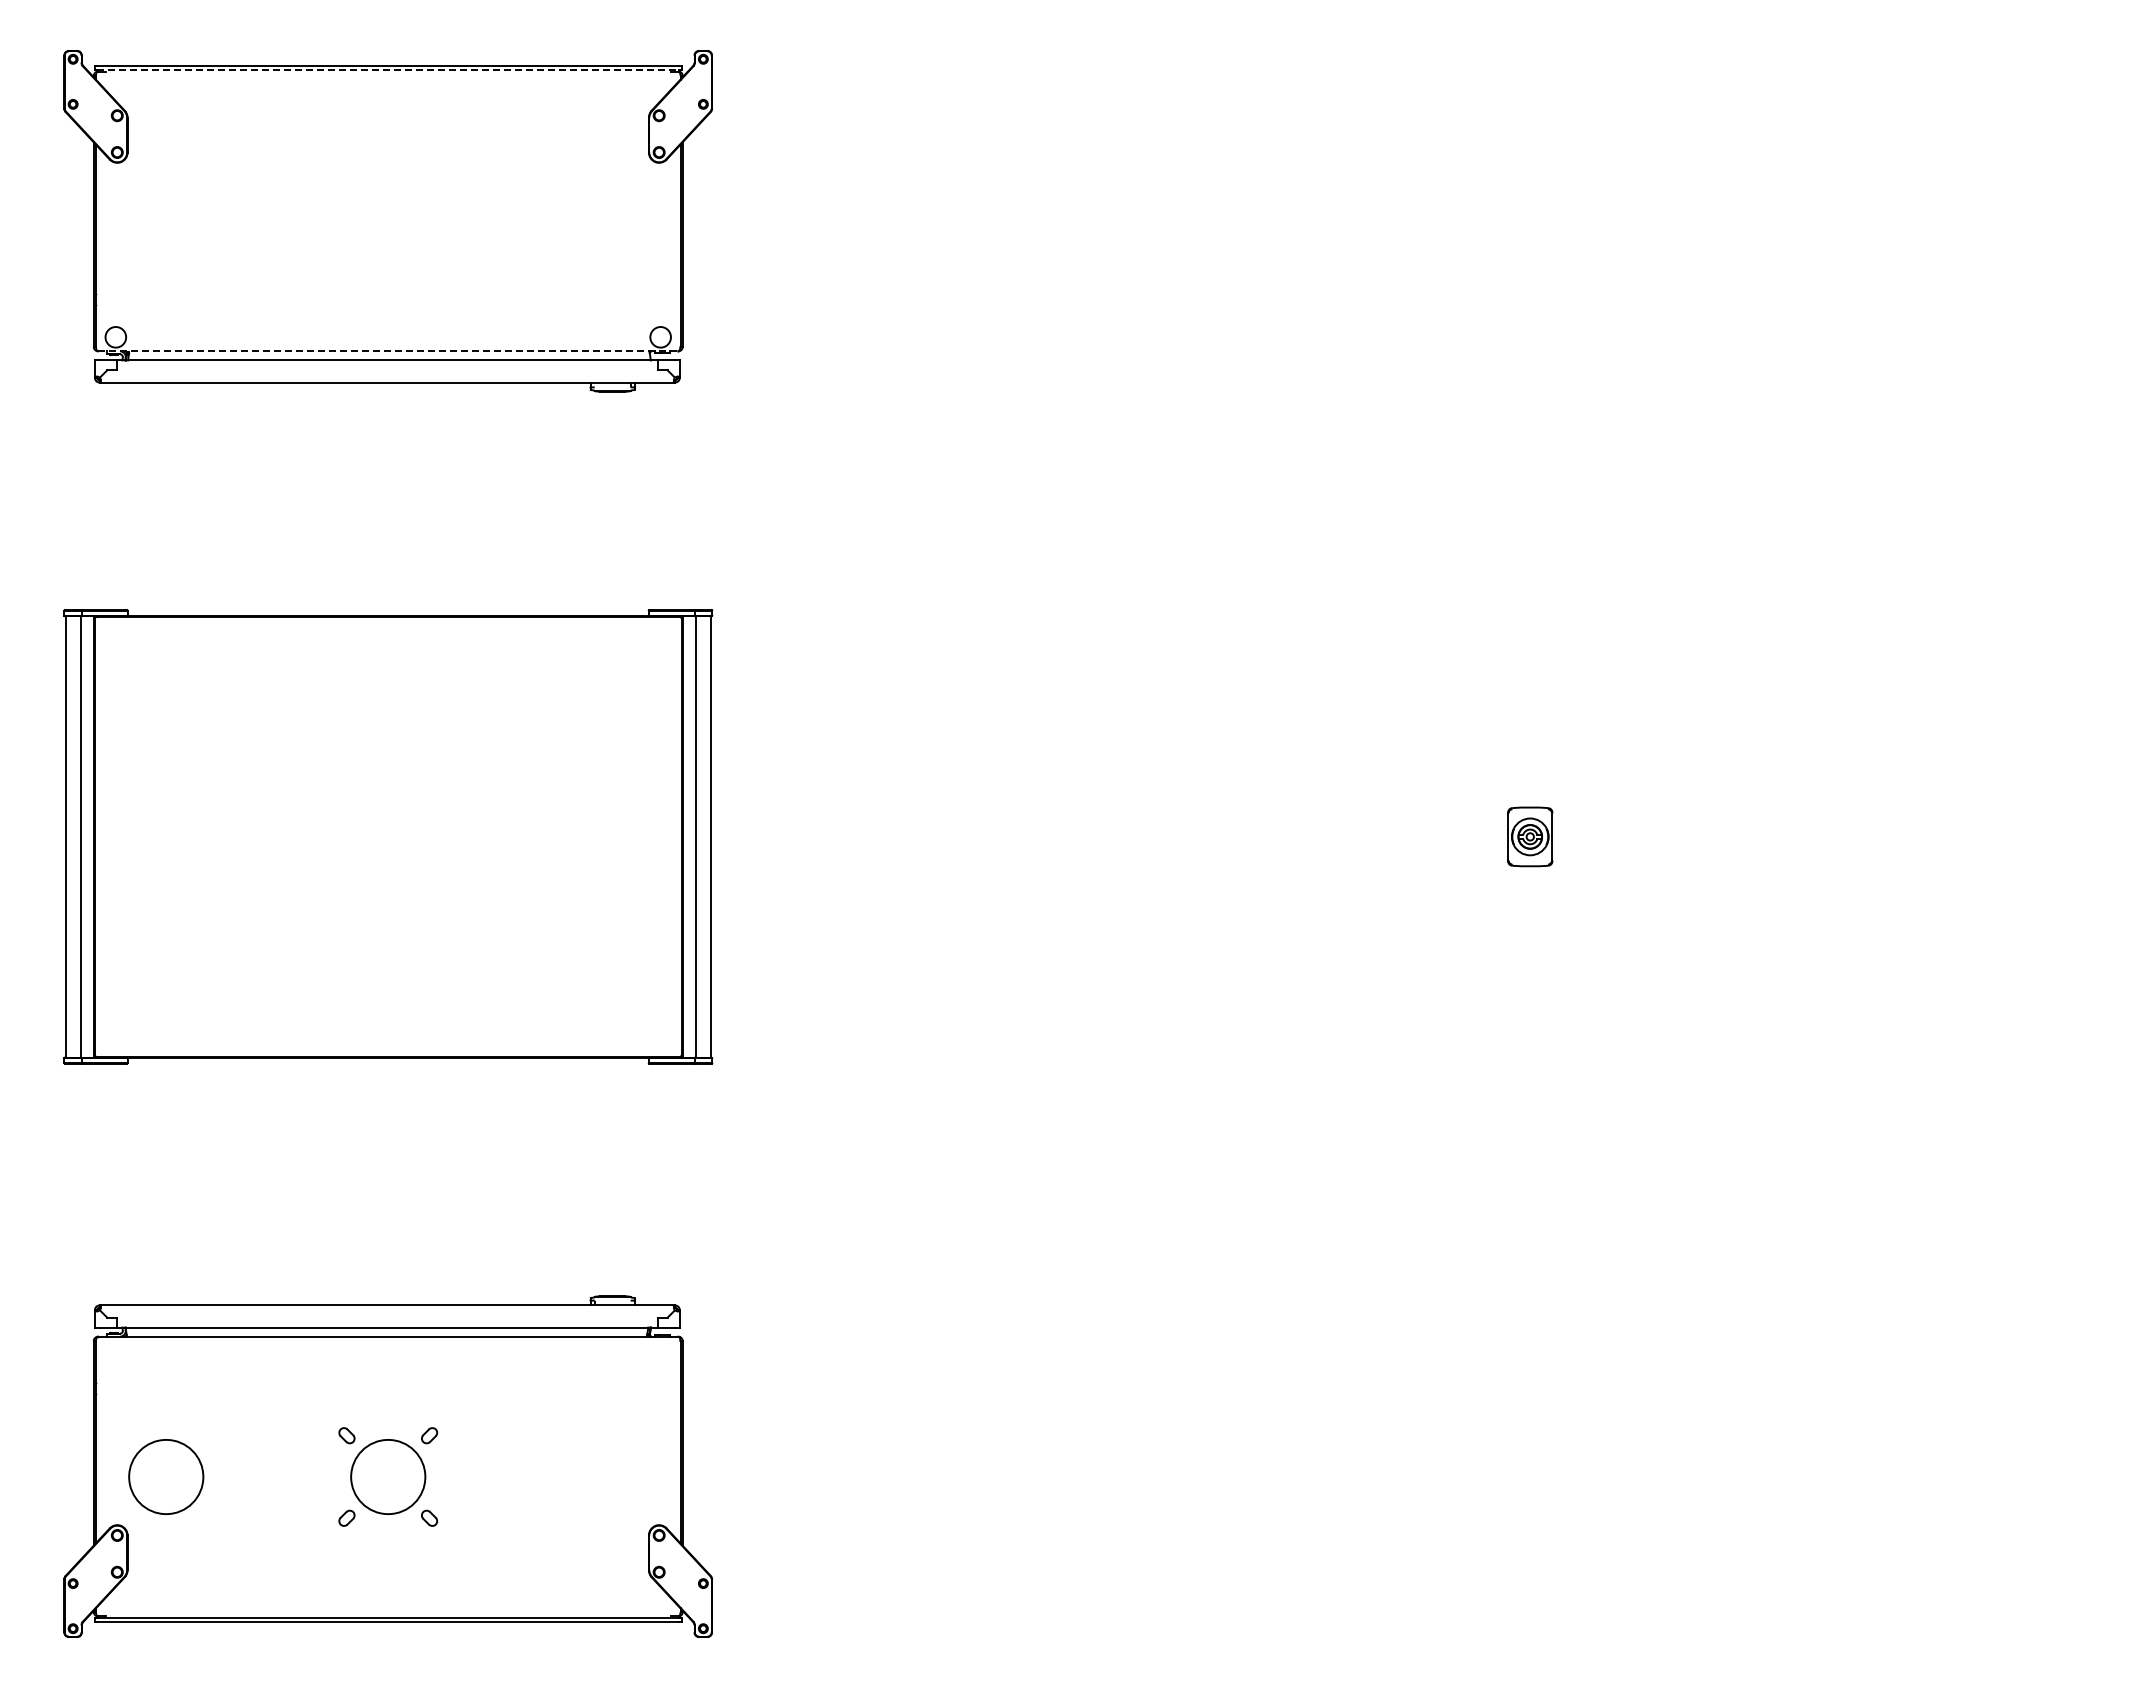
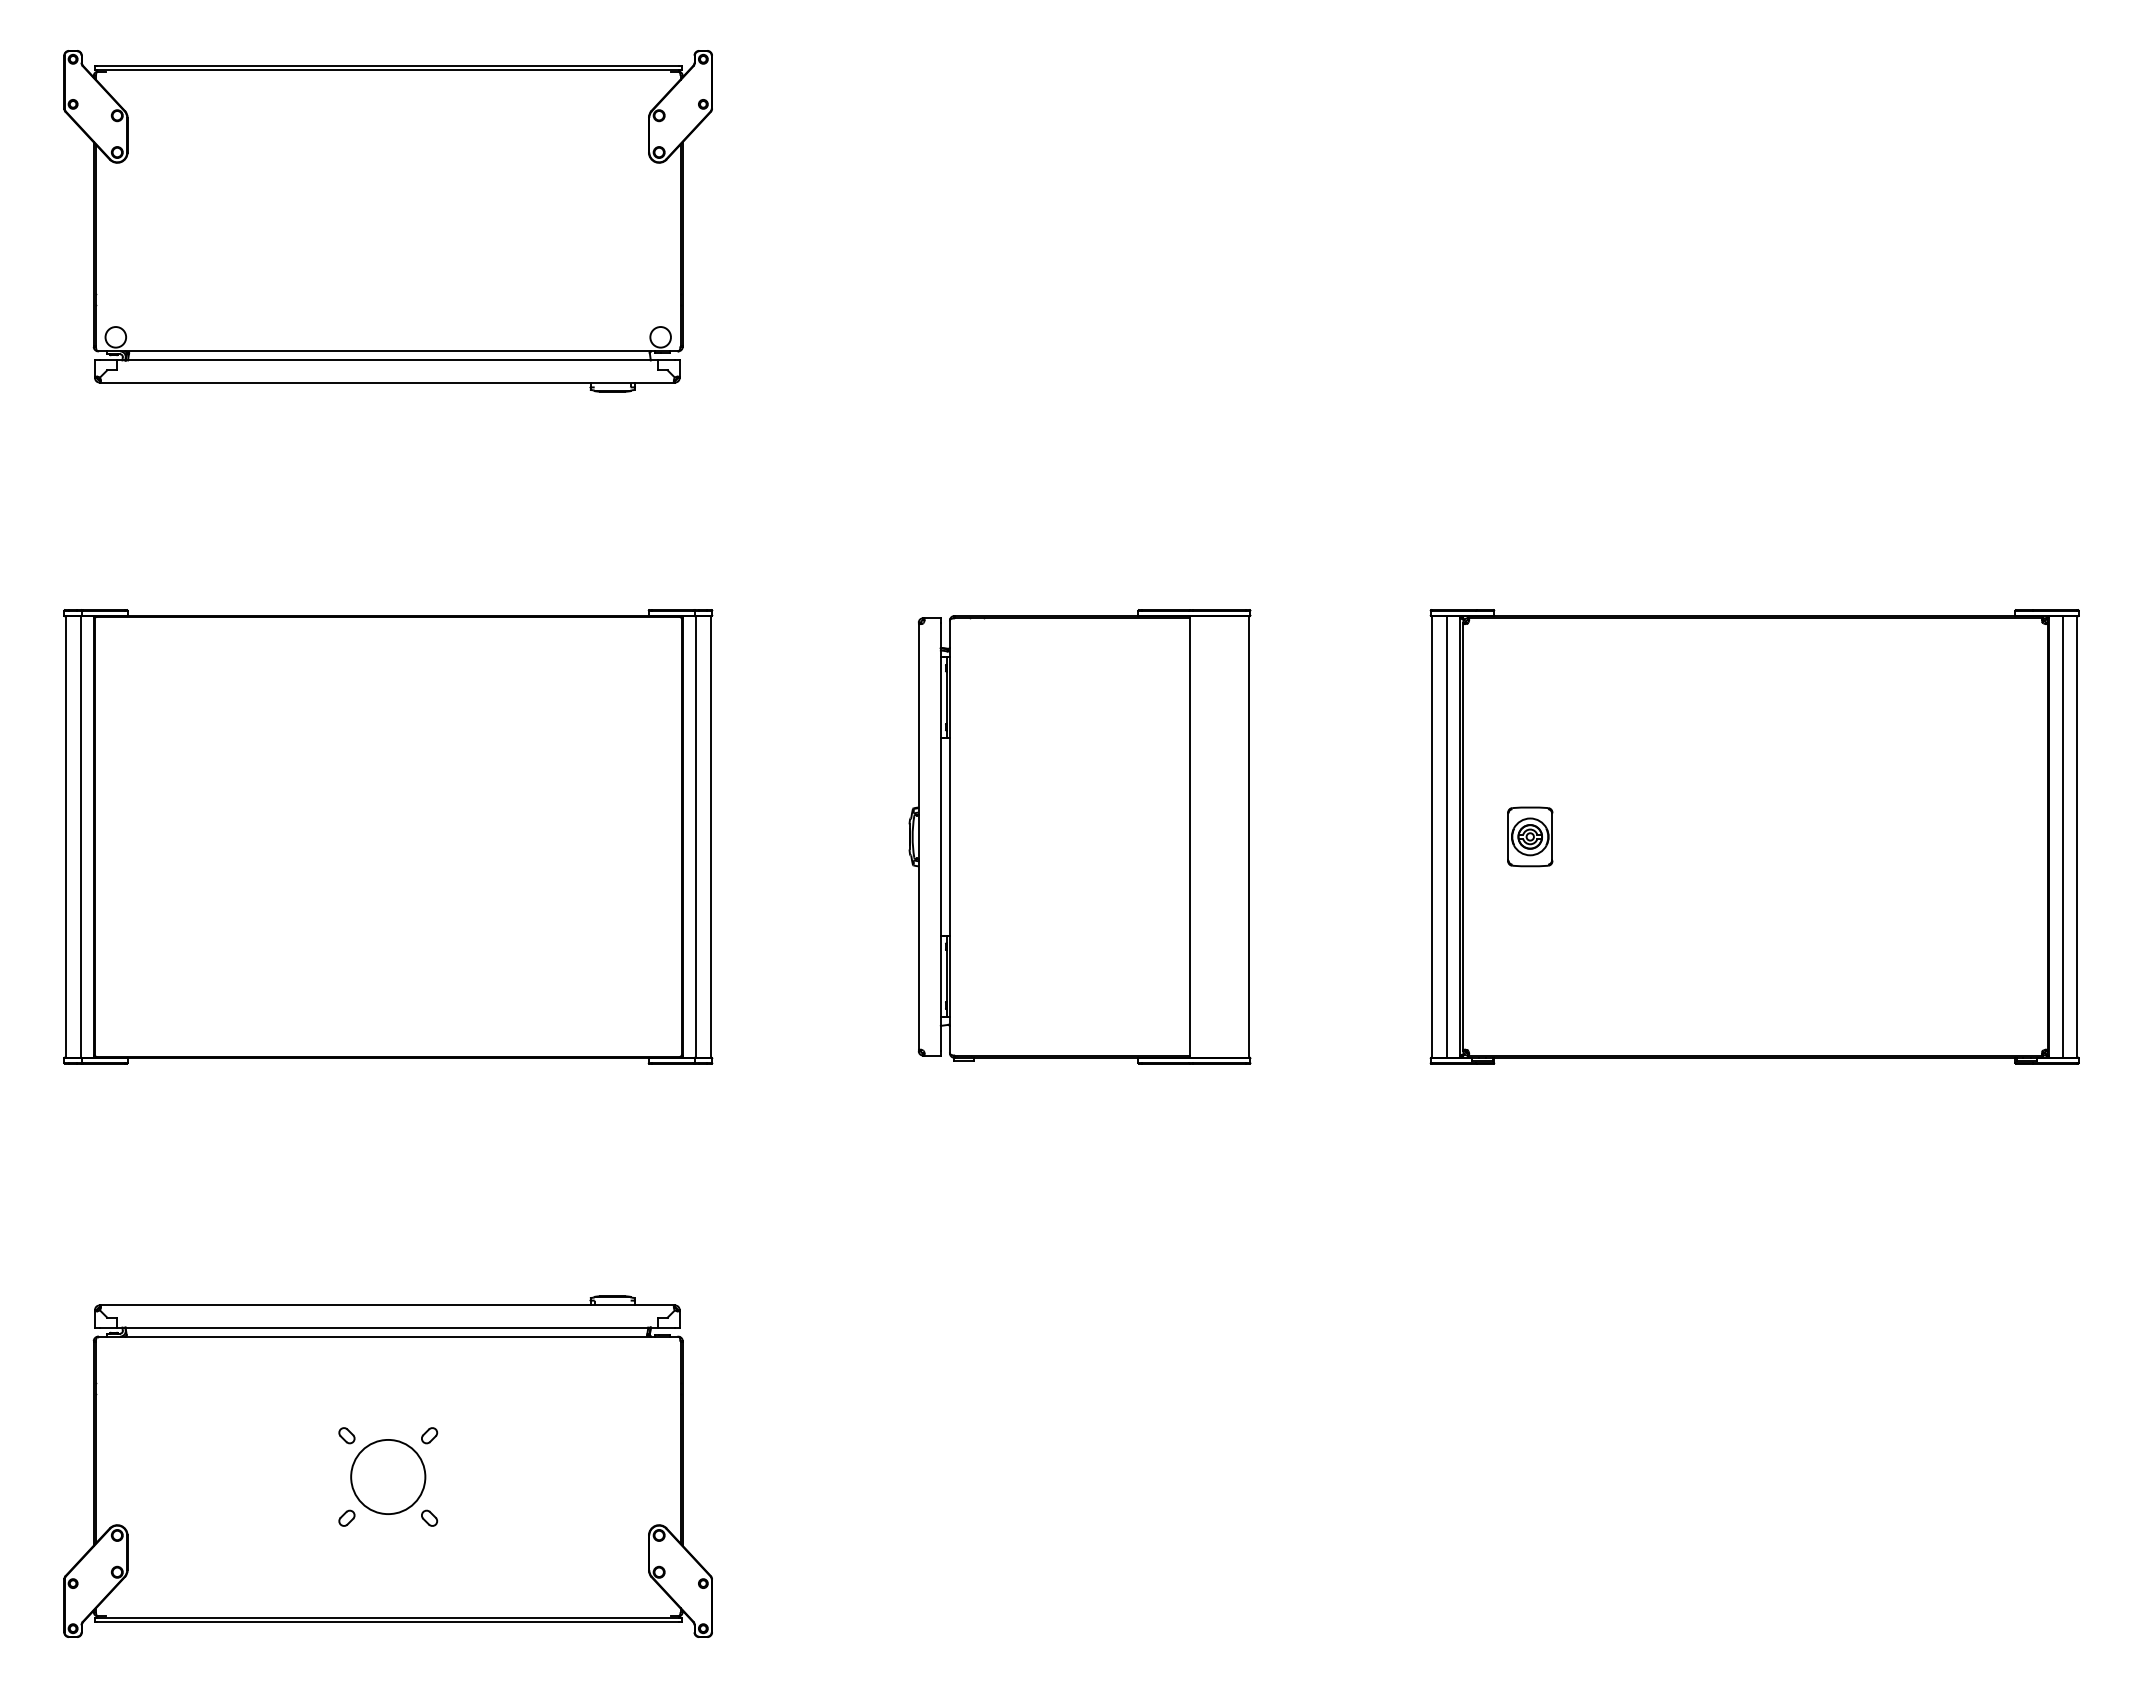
line: dashed -> solid (388, 70)
line: dashed -> solid (388, 351)
part: none -> present (1079, 836)
part: none -> present (1754, 836)
circle: present -> none (166, 1476)
